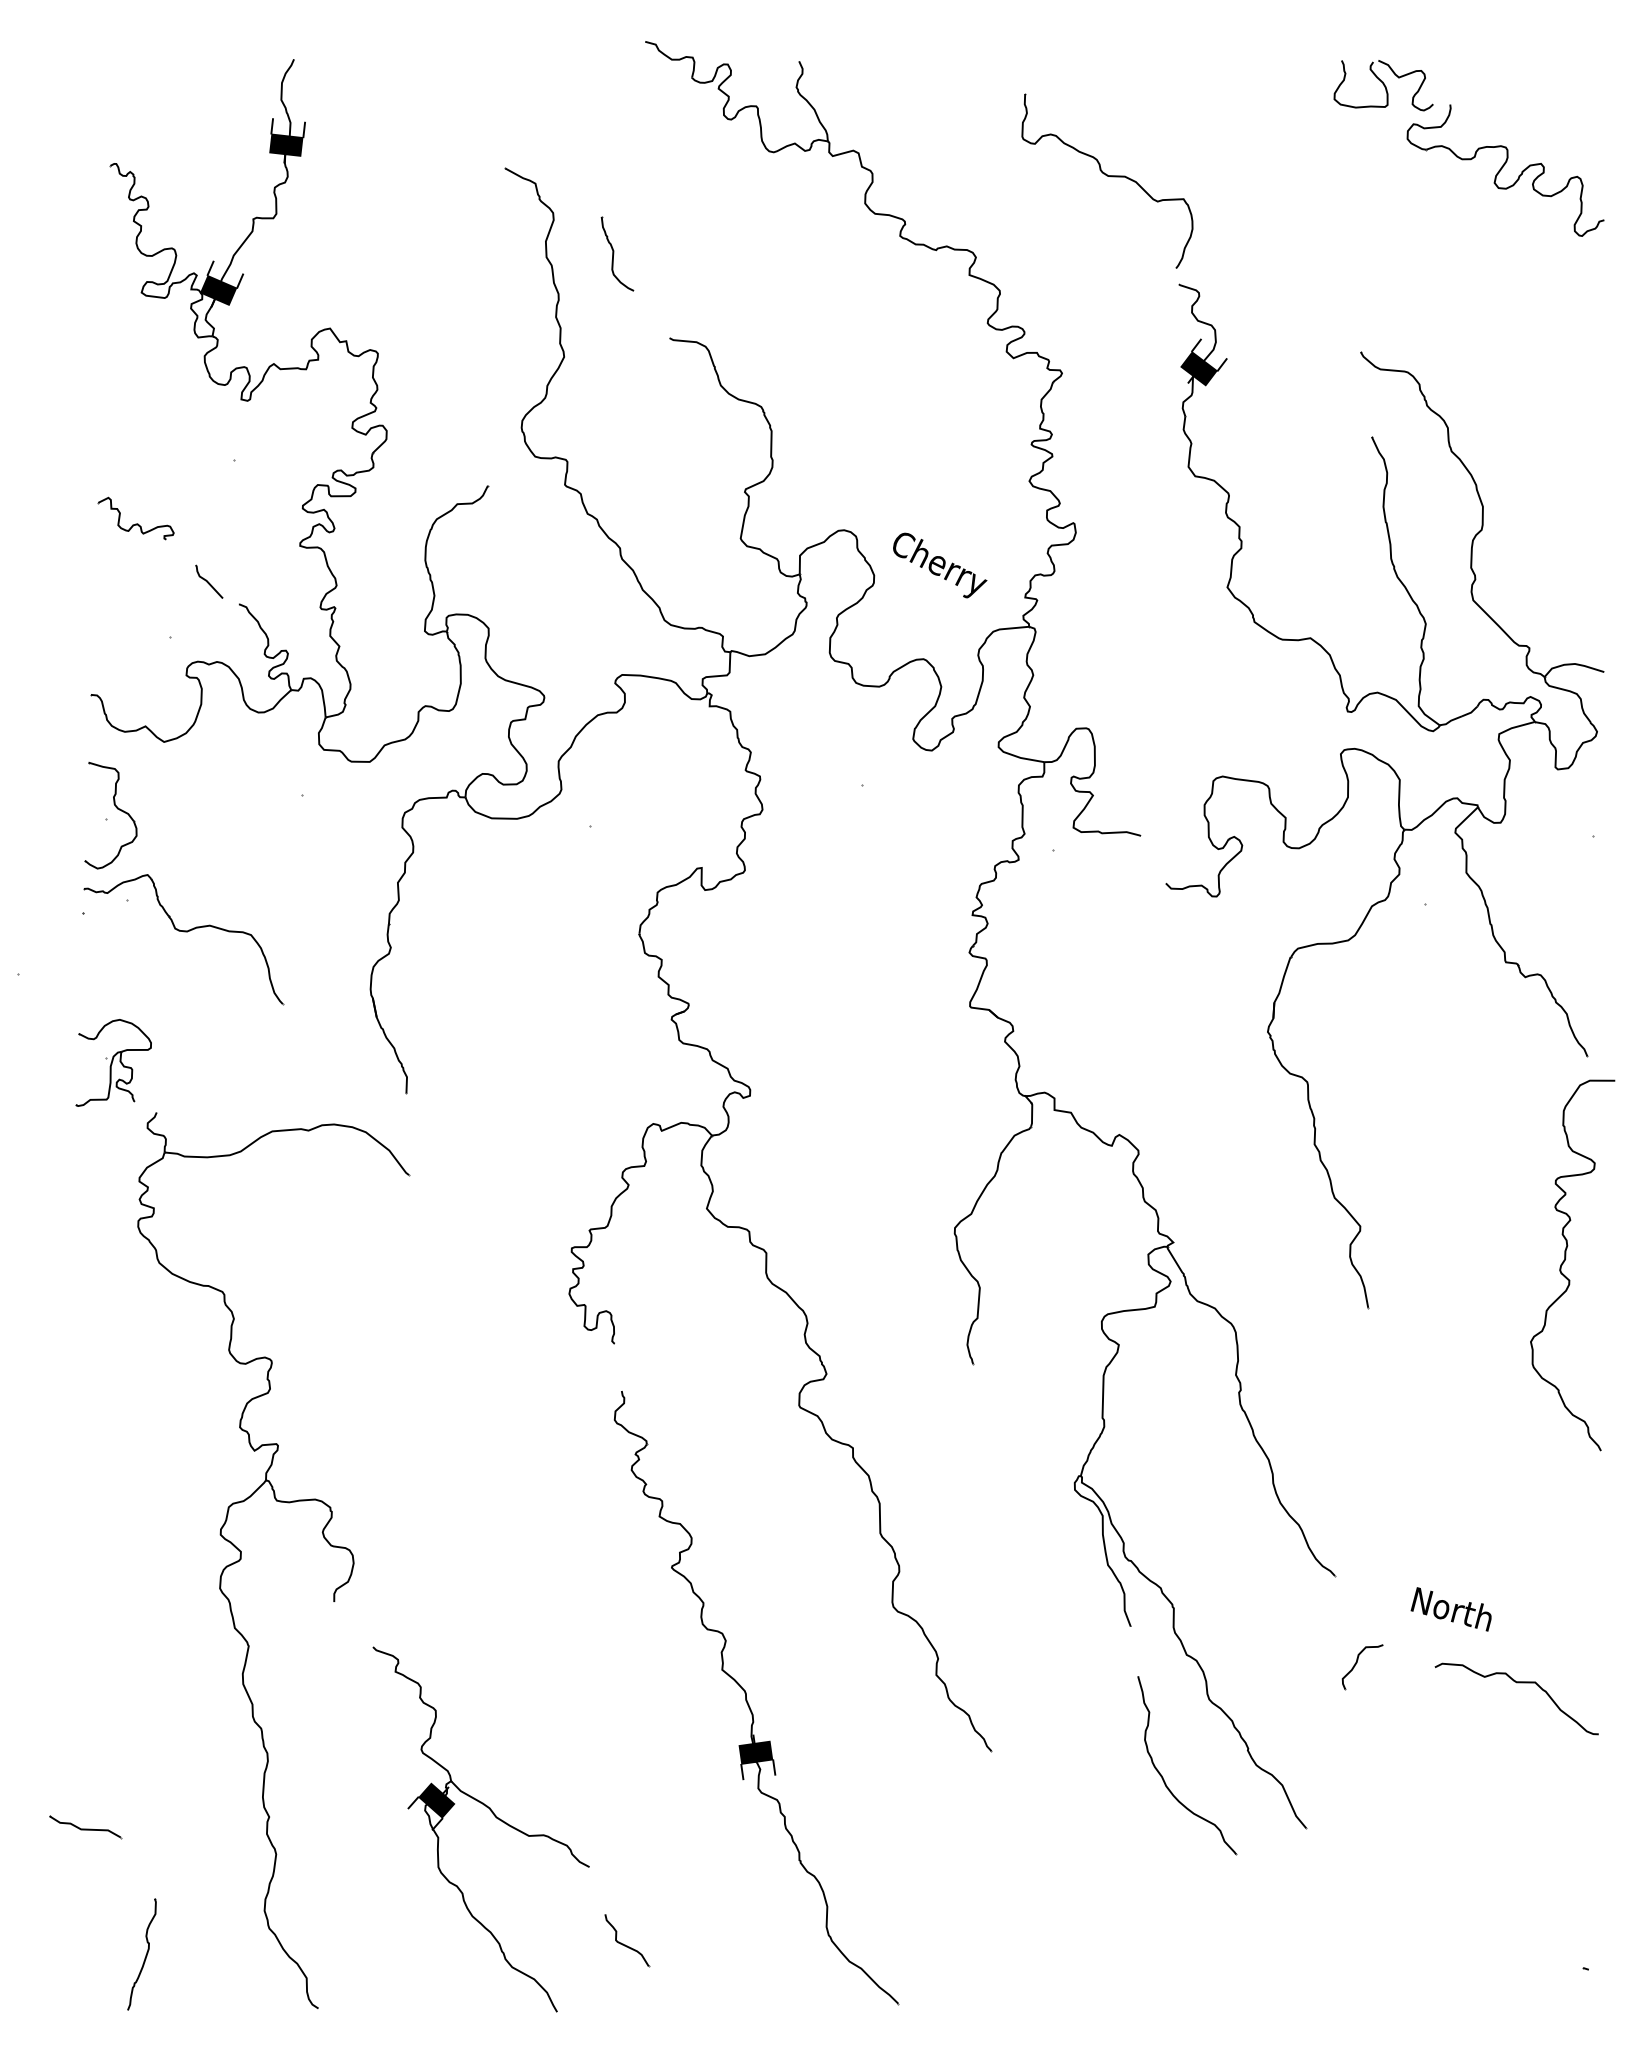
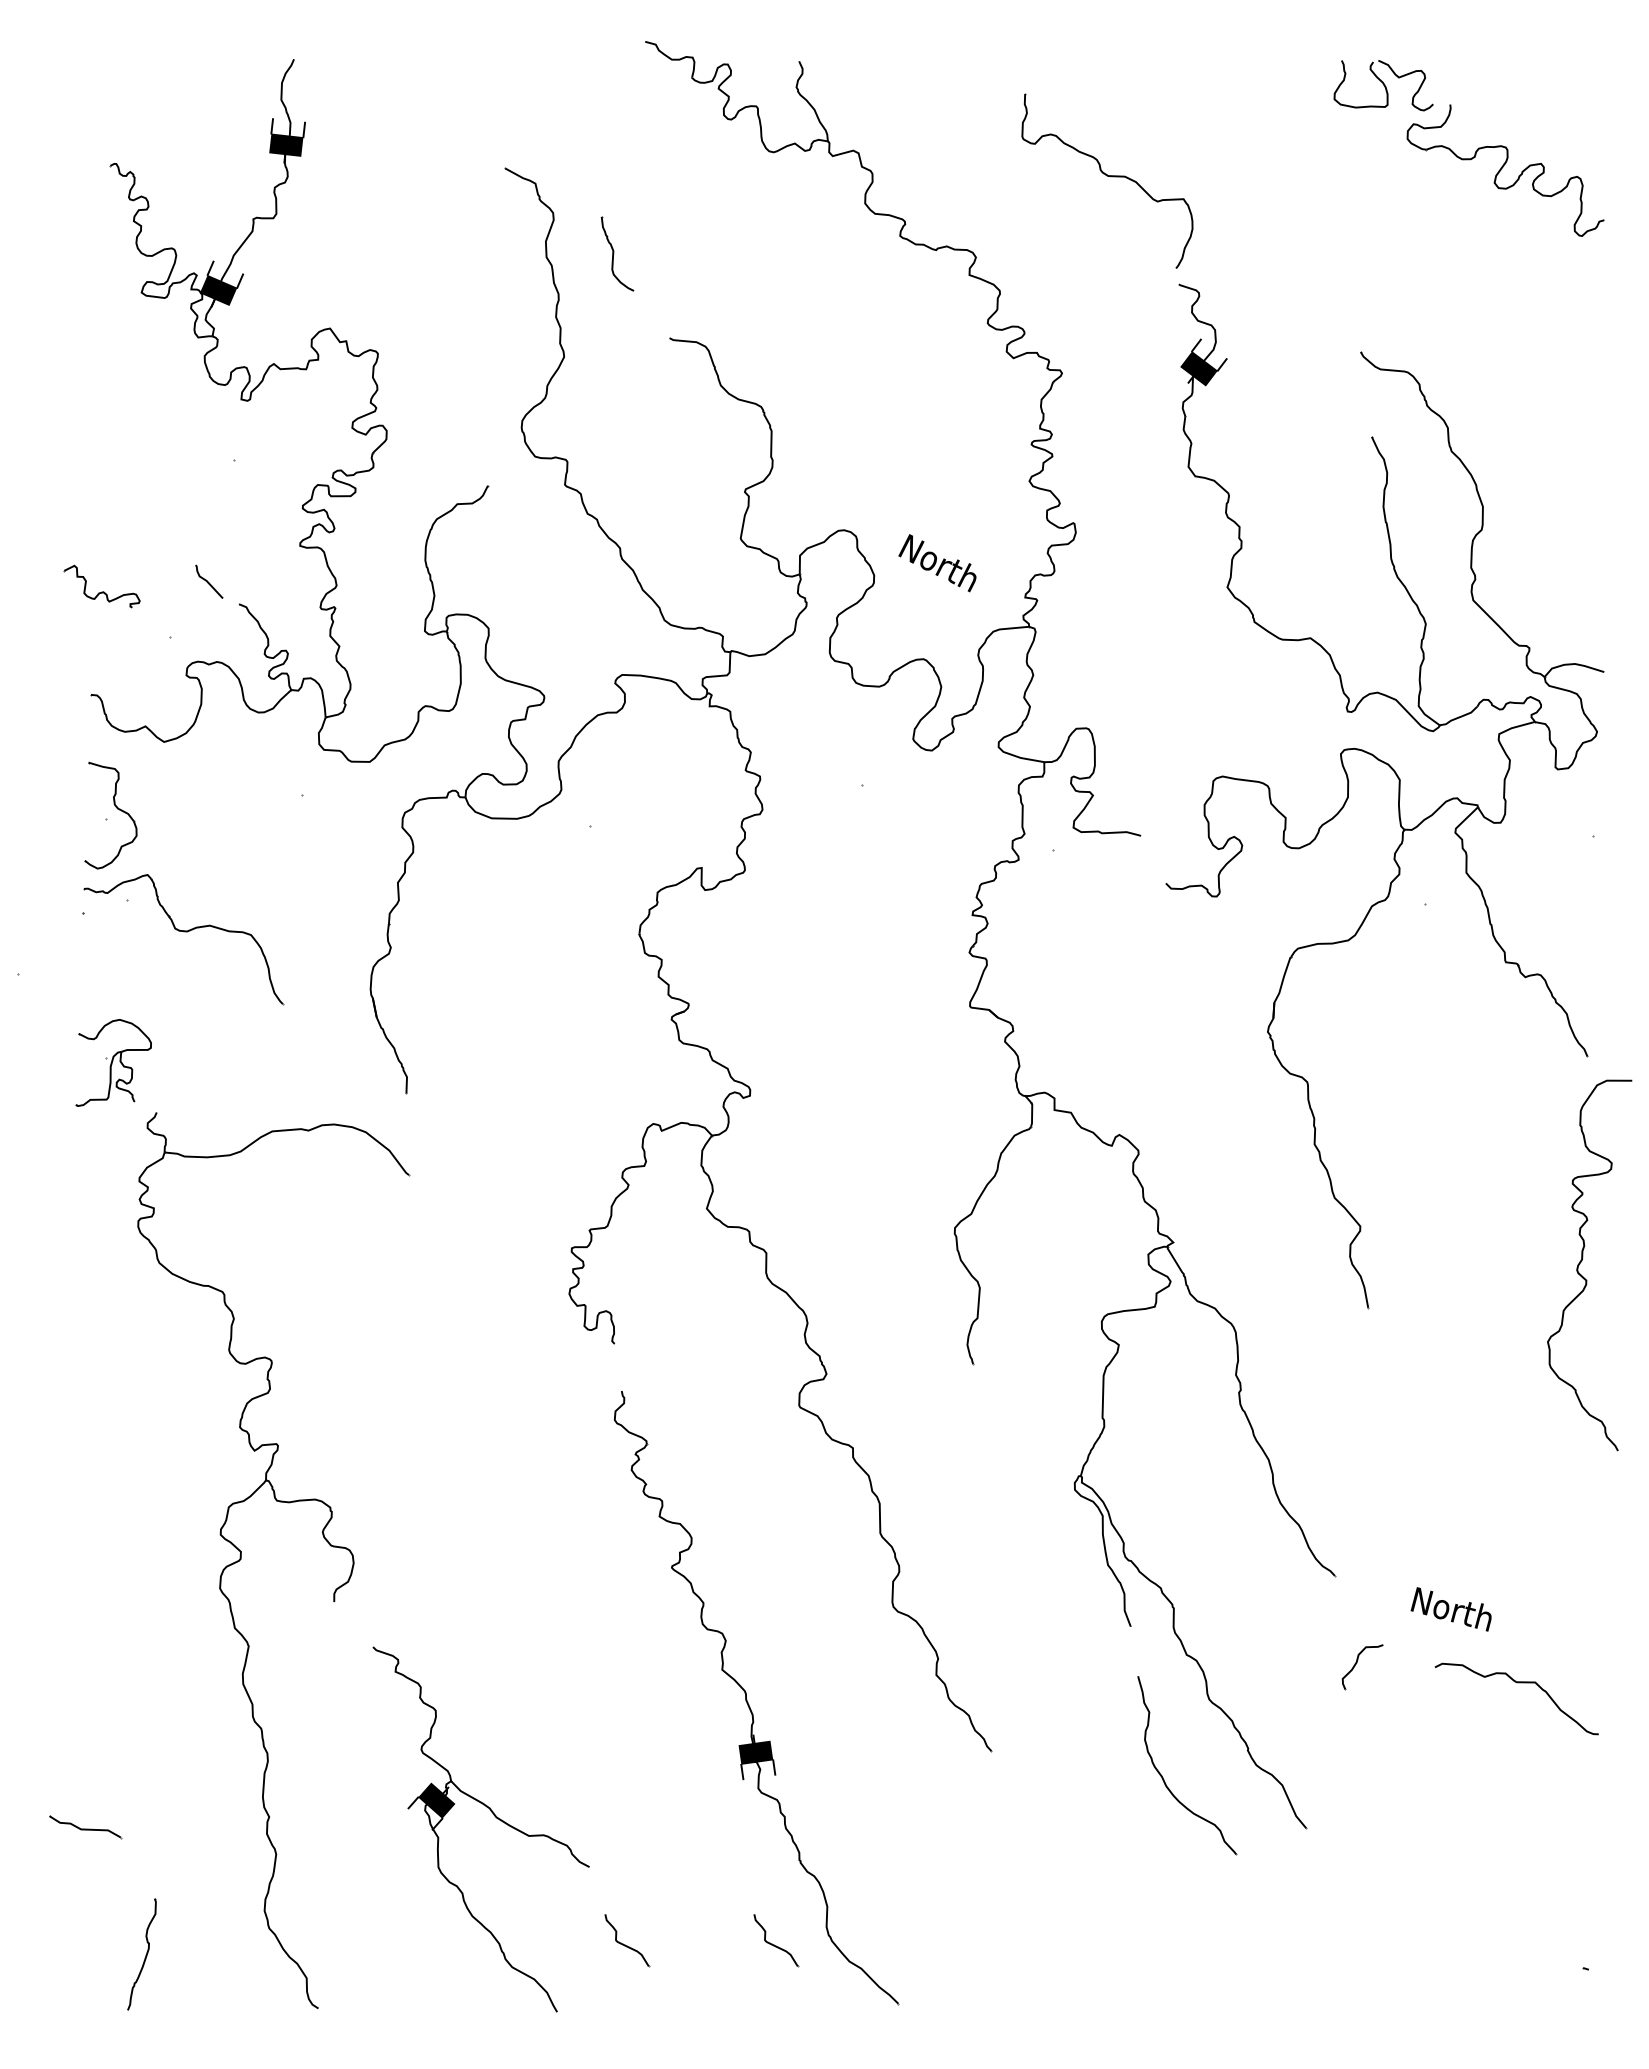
part position: (135, 518) -> (101, 586) (101, 586)
text: Cherry -> North (940, 565)
part position: (1564, 1262) -> (1581, 1262) (1581, 1262)
part: none -> present (776, 1940)
